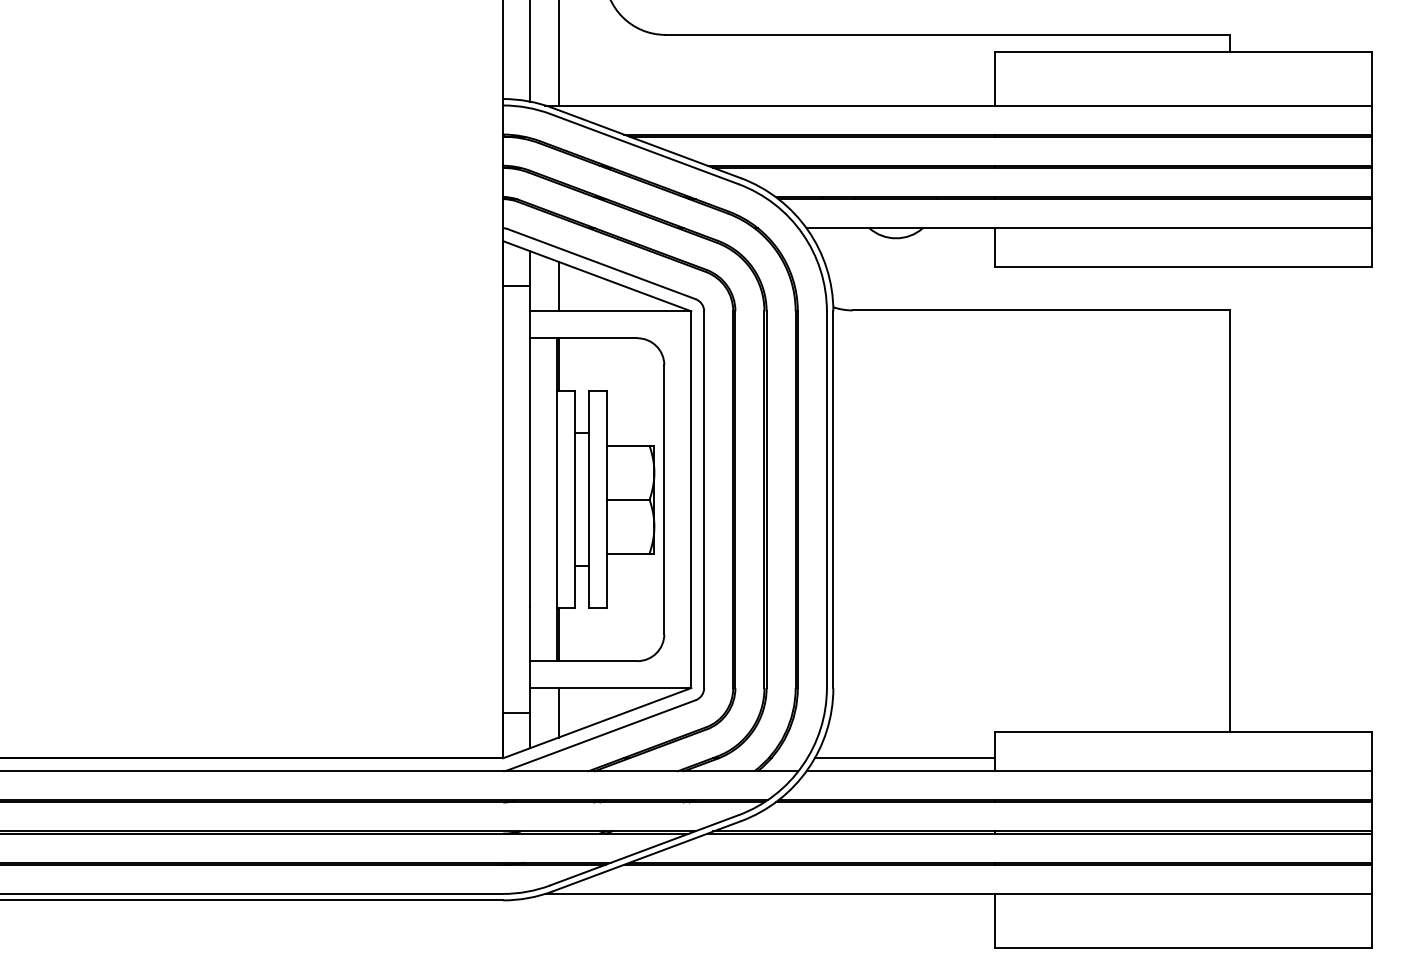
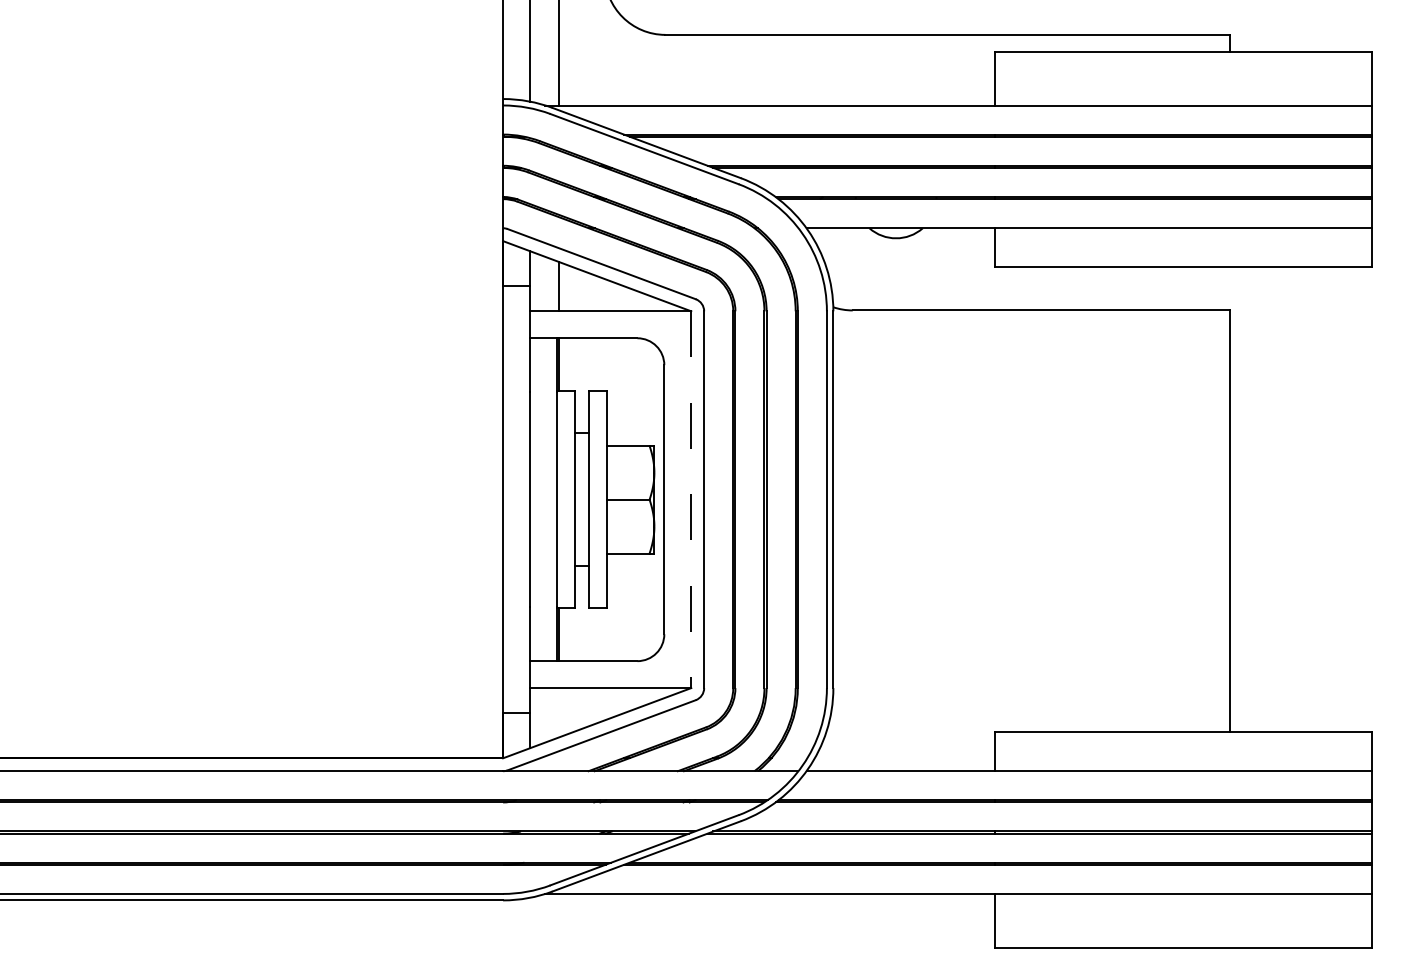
line: solid -> dashed (691, 500)
line: present -> none (558, 712)
line: present -> none (904, 758)
